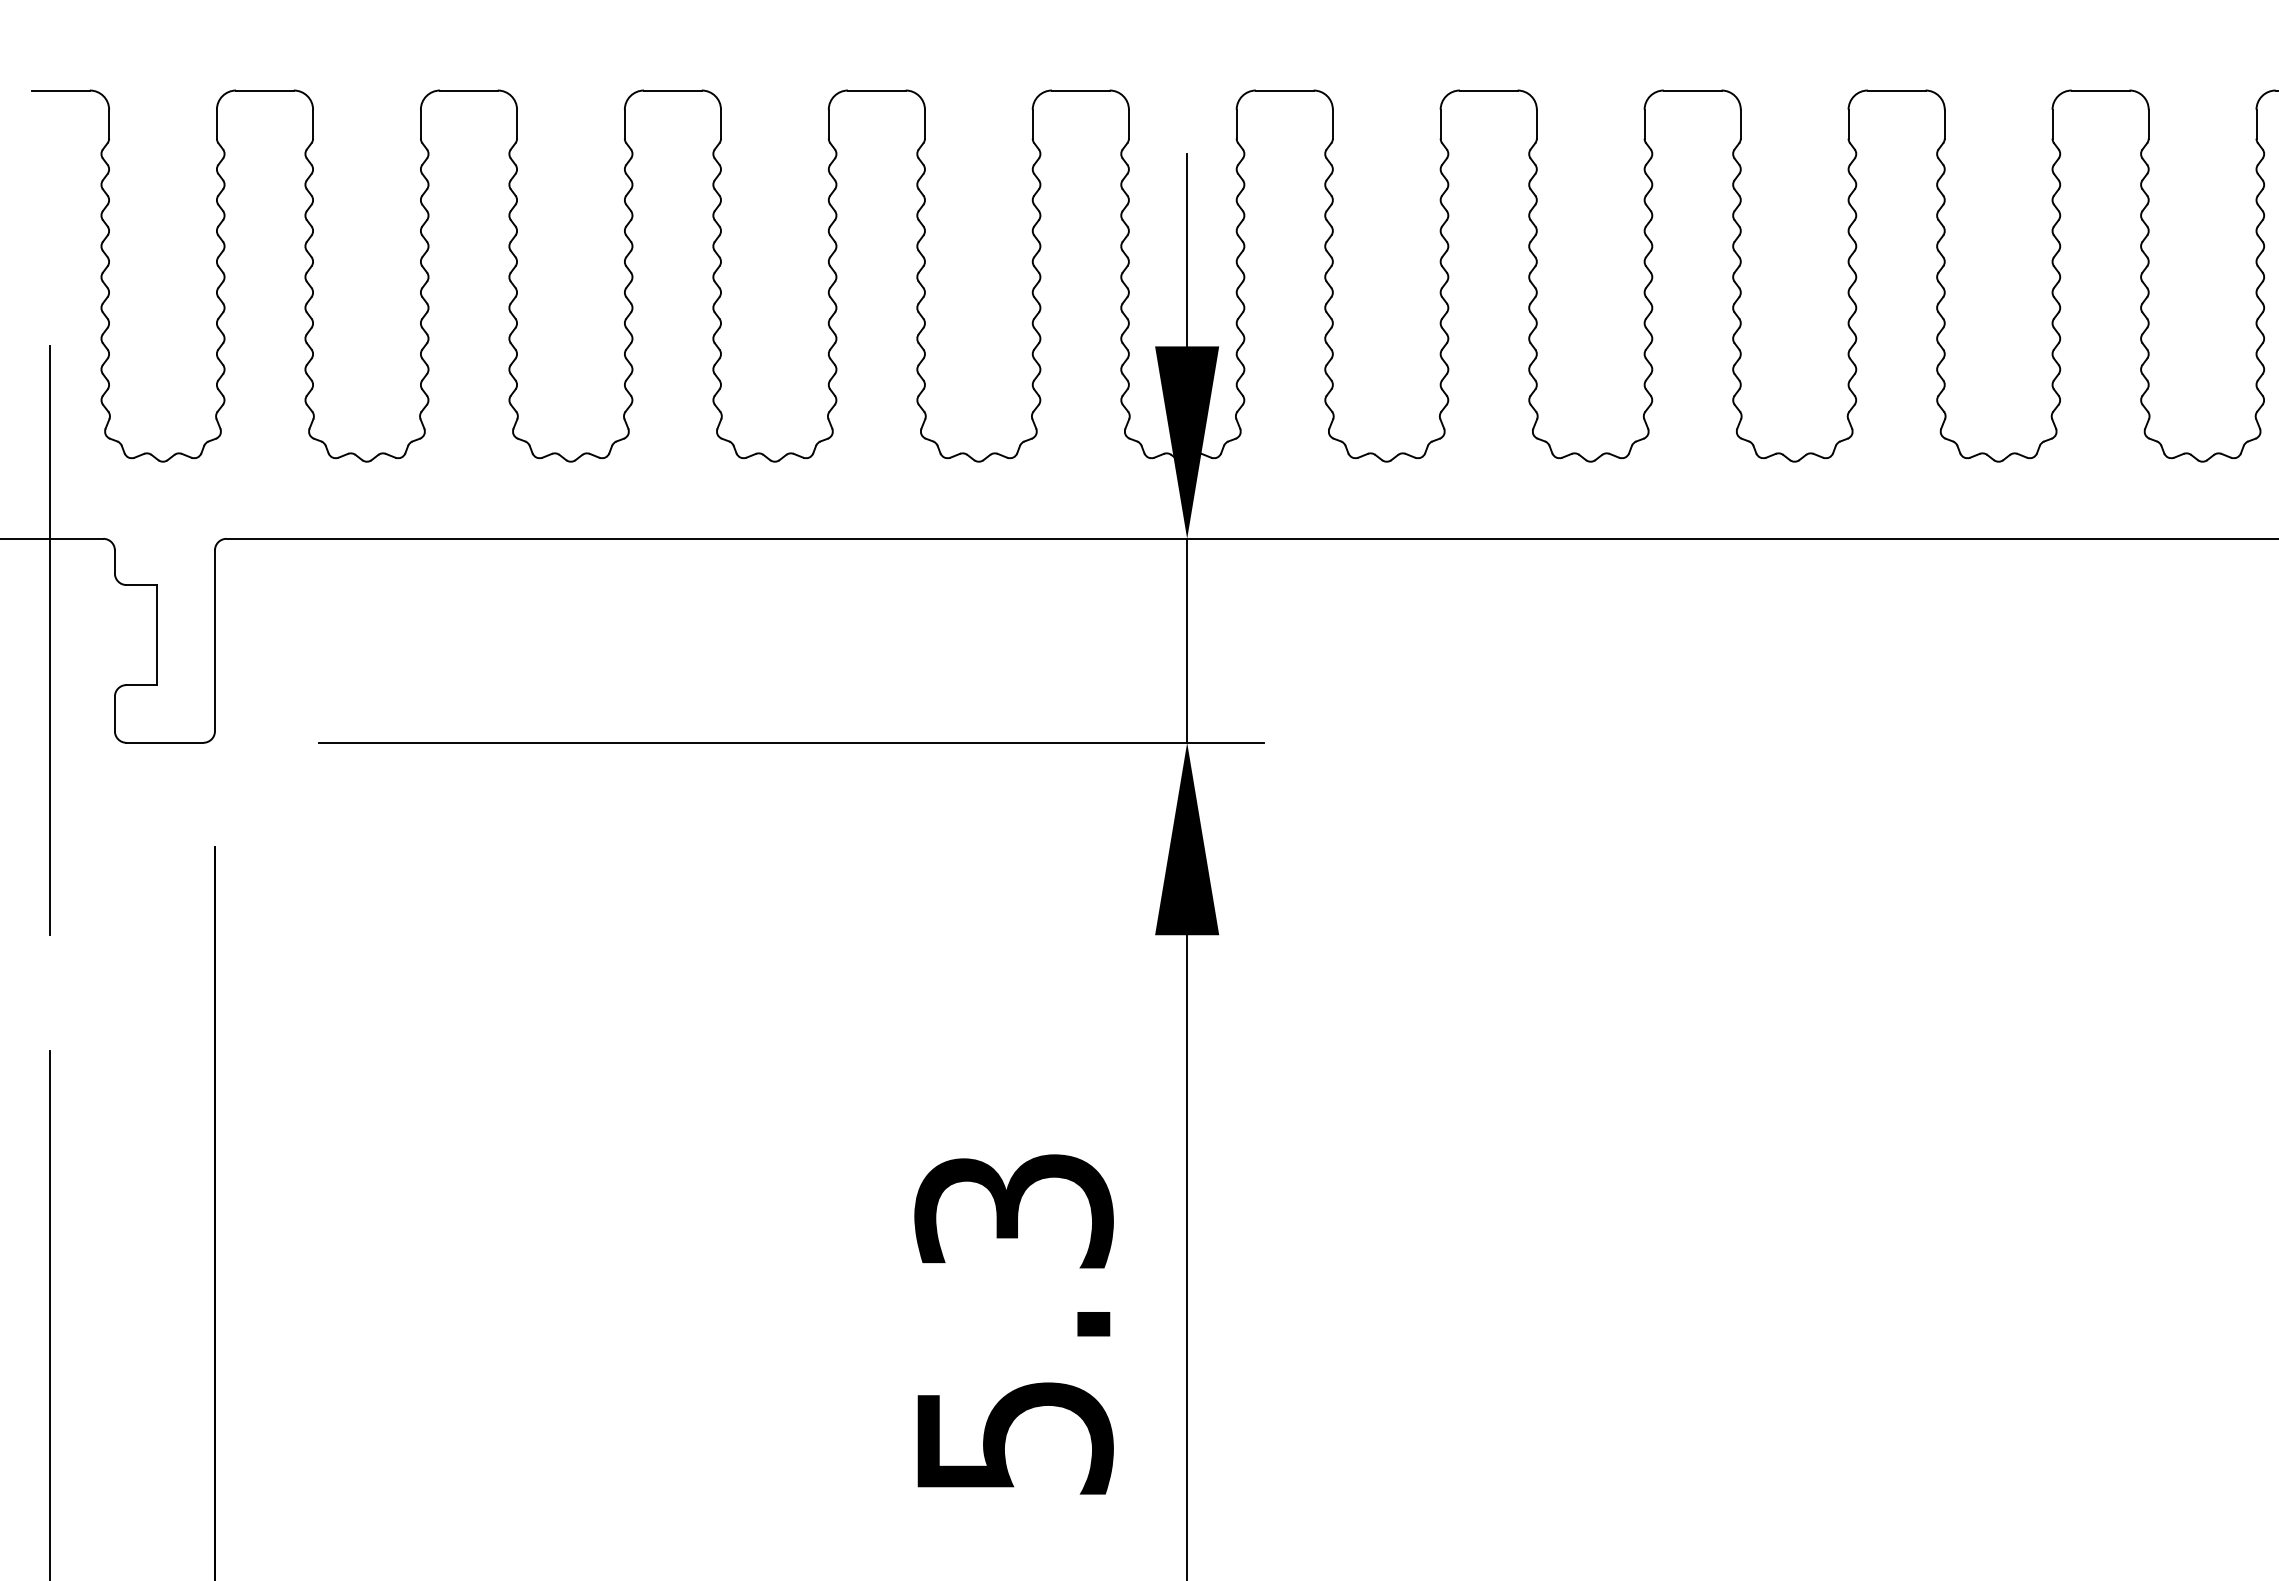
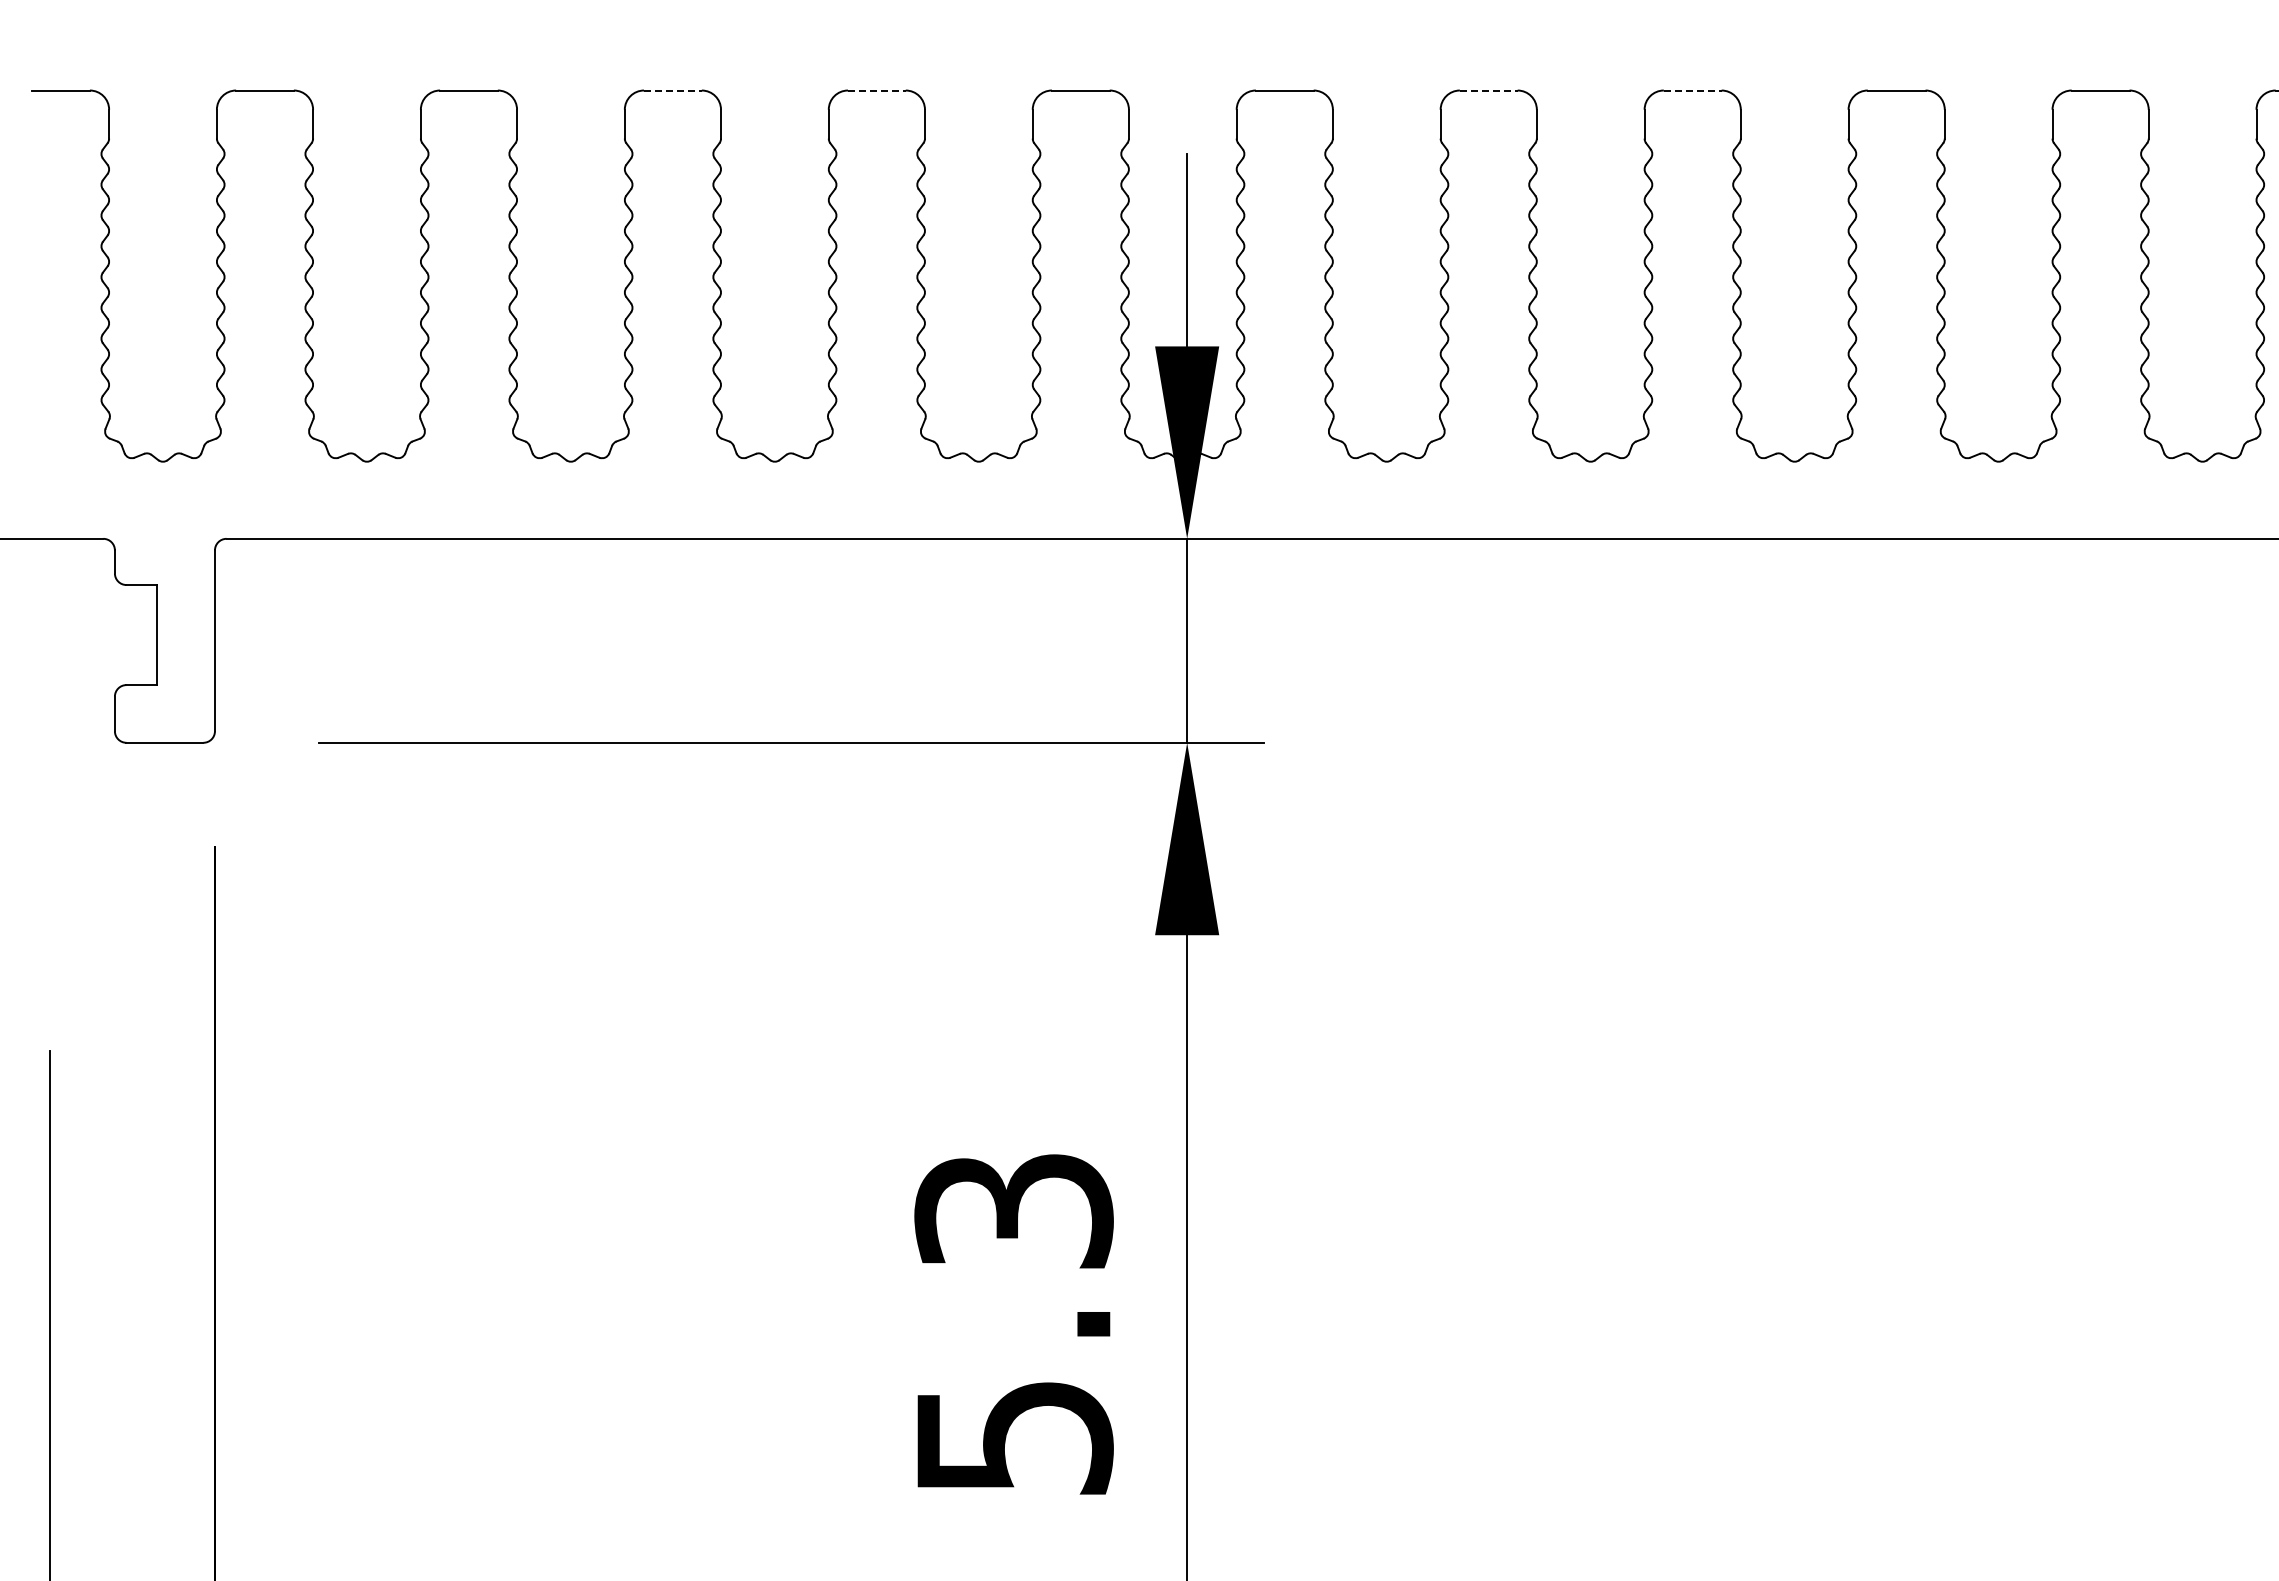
line: solid -> dashed (672, 90)
line: solid -> dashed (876, 90)
line: solid -> dashed (1488, 90)
line: solid -> dashed (1692, 90)
line: present -> none (49, 640)
